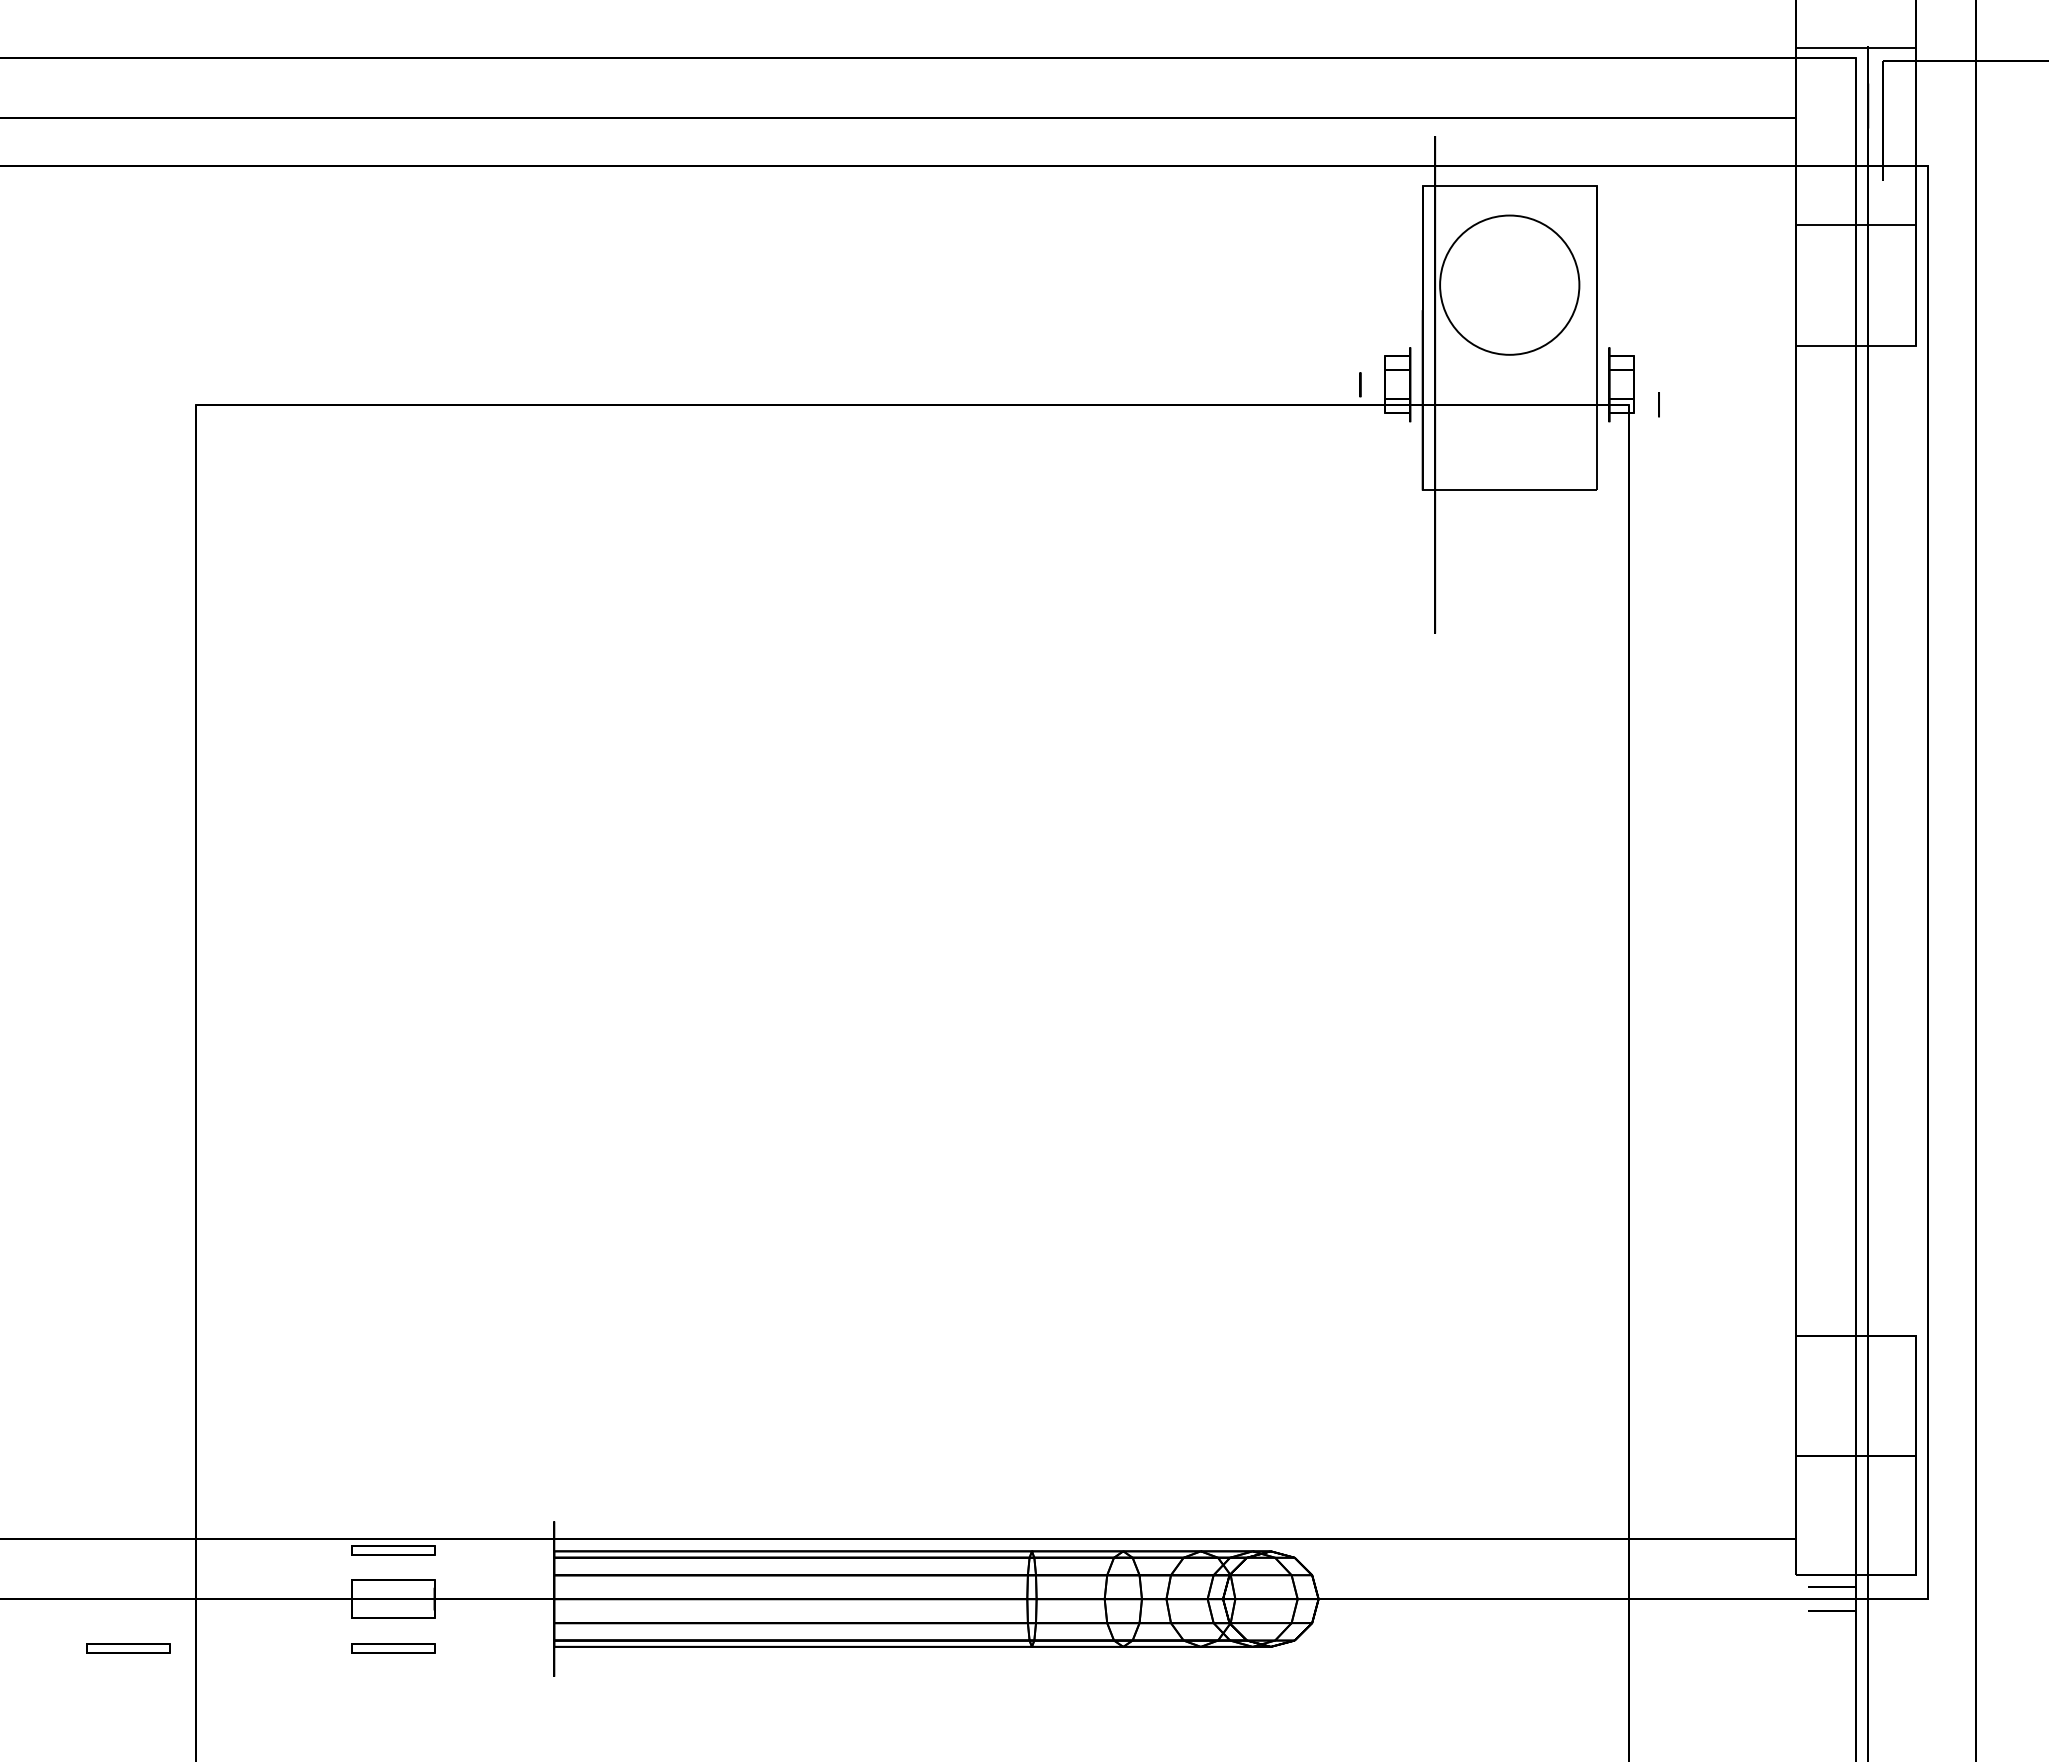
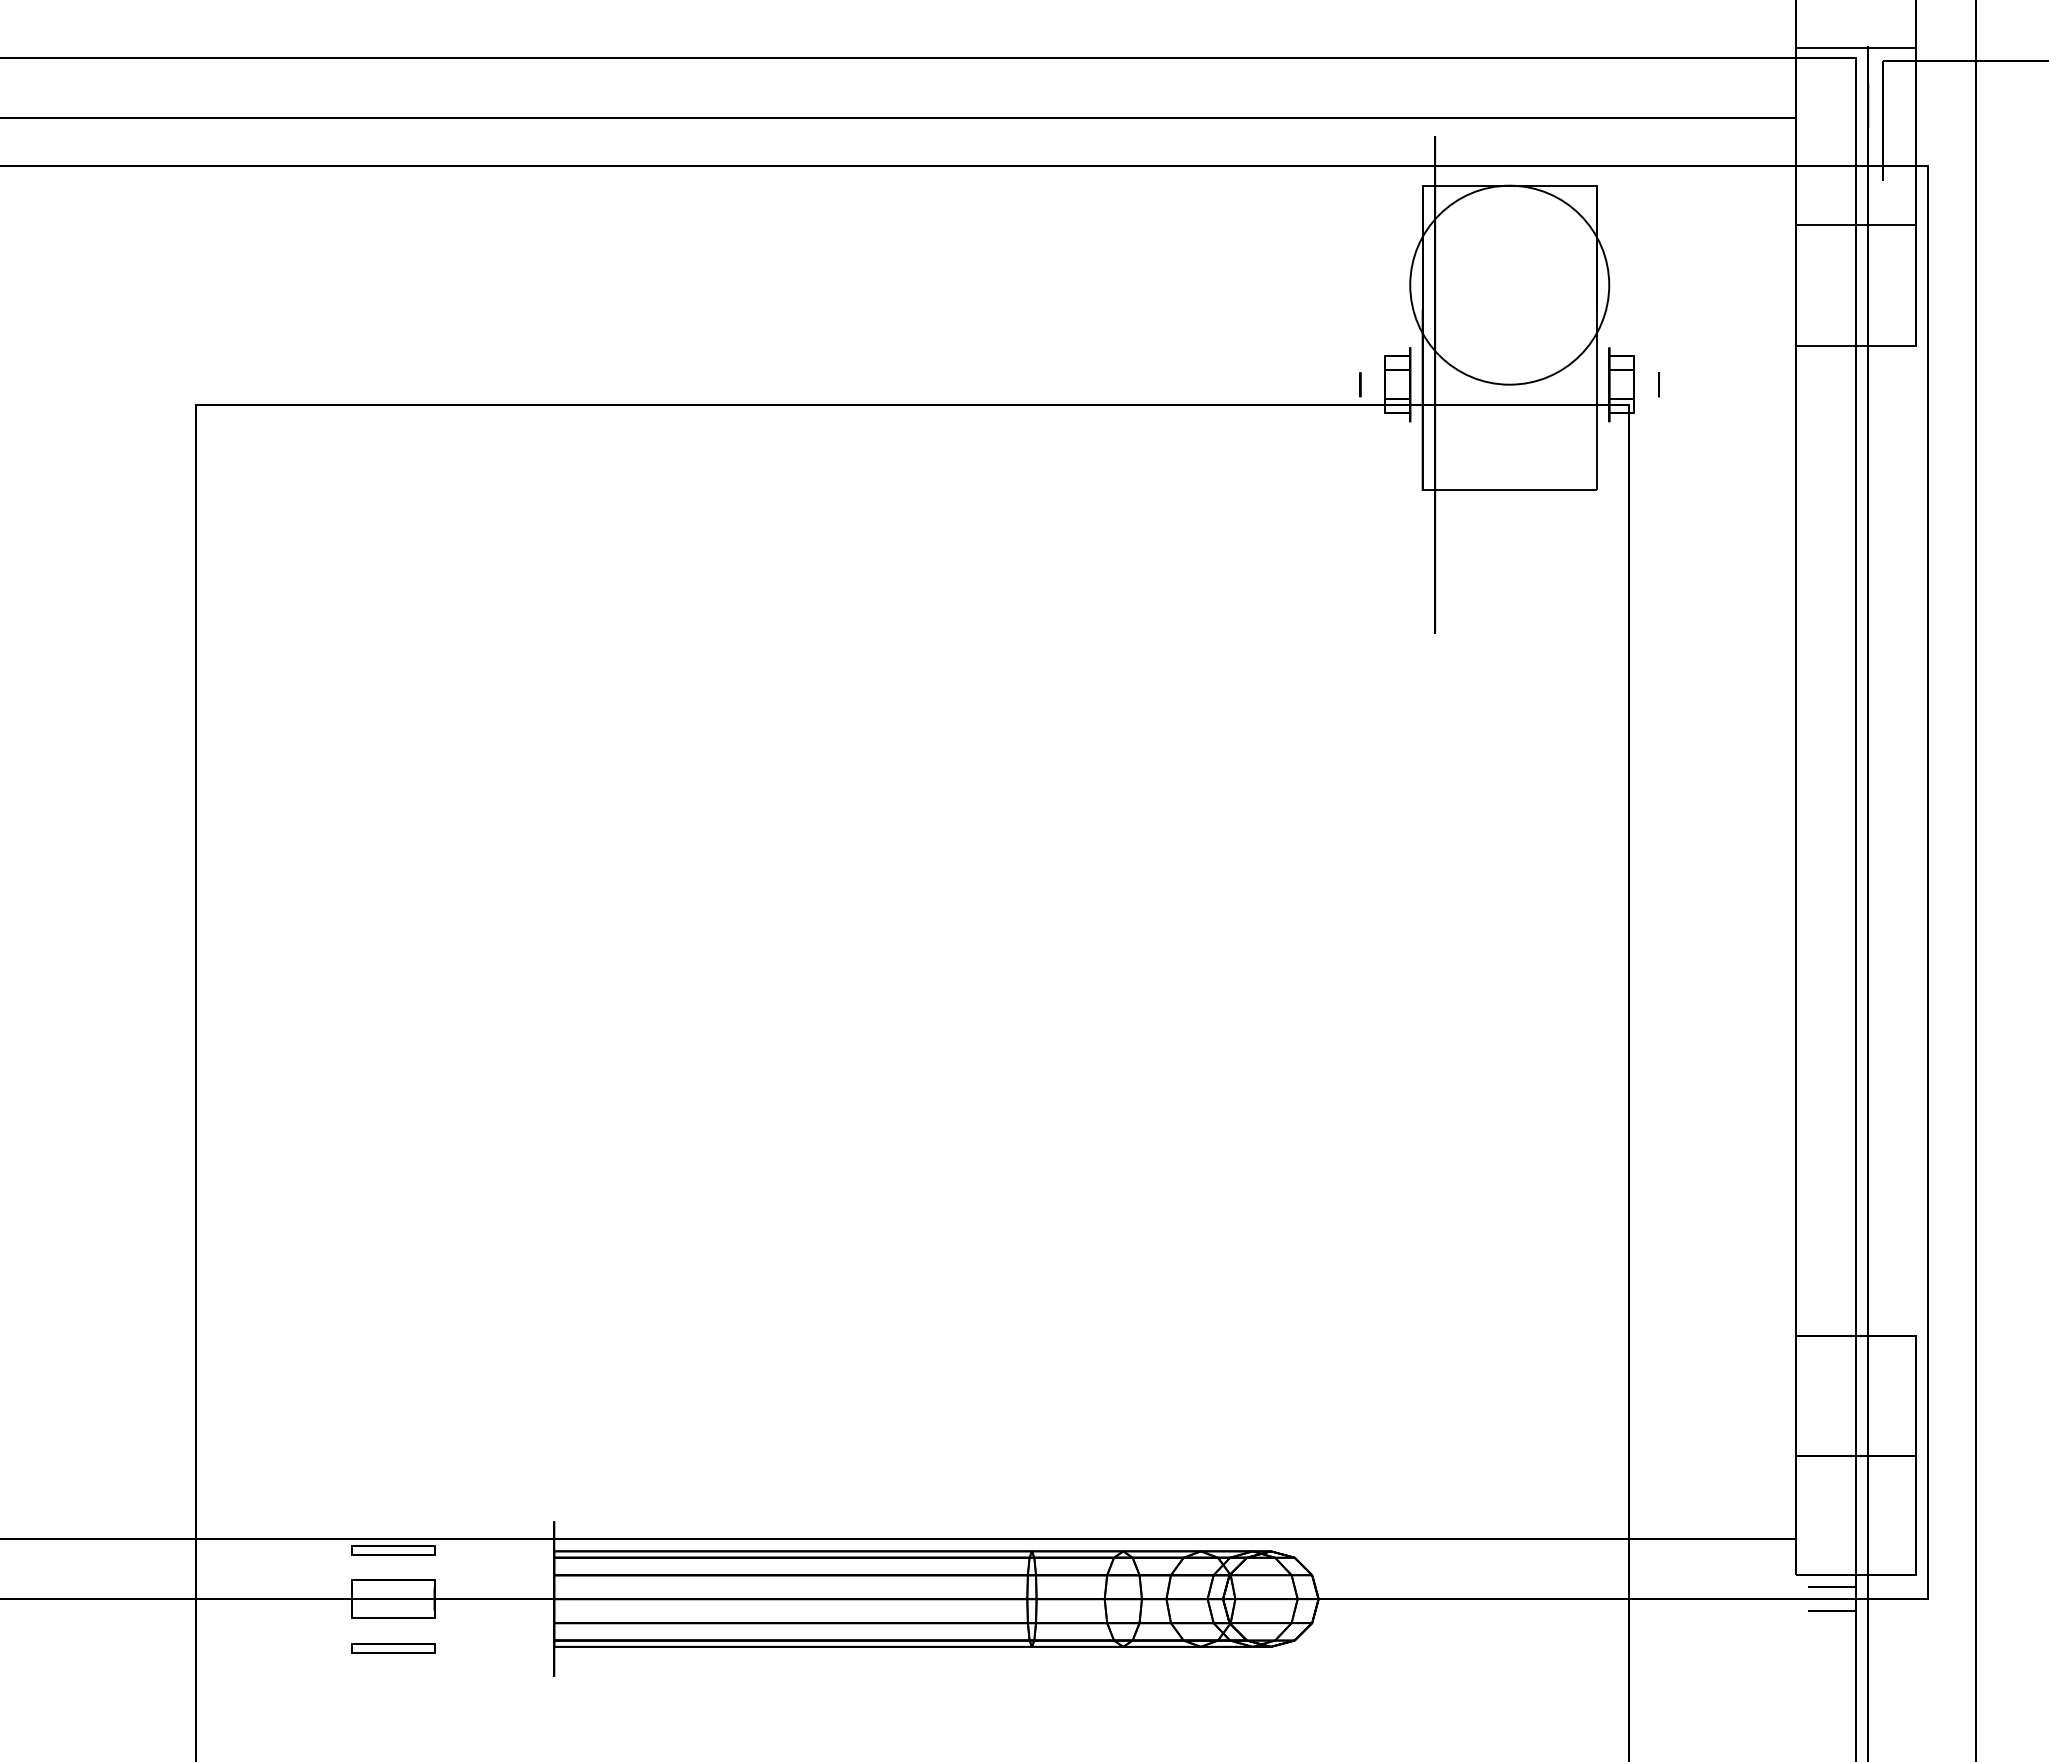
circle diameter: 139 px -> 199 px (1509, 284)
circle position: (1658, 404) -> (1658, 384) (1658, 384)
part: present -> none (128, 1648)
